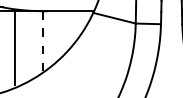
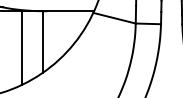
line: dashed -> solid (43, 41)
line position: (14, 47) -> (21, 47) (21, 47)
